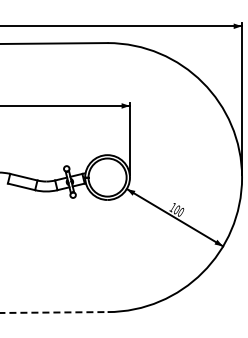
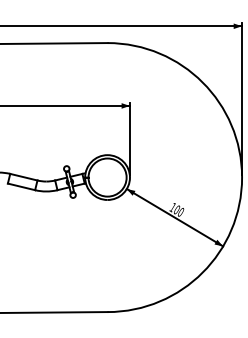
line: dashed -> solid (54, 312)
